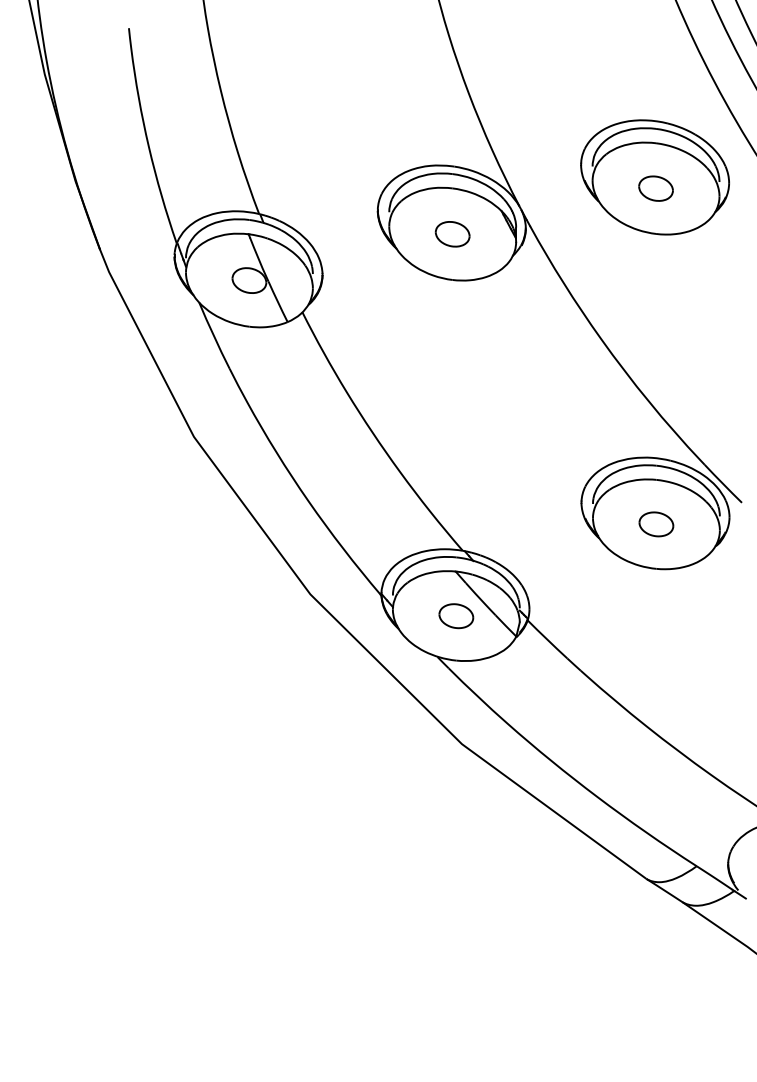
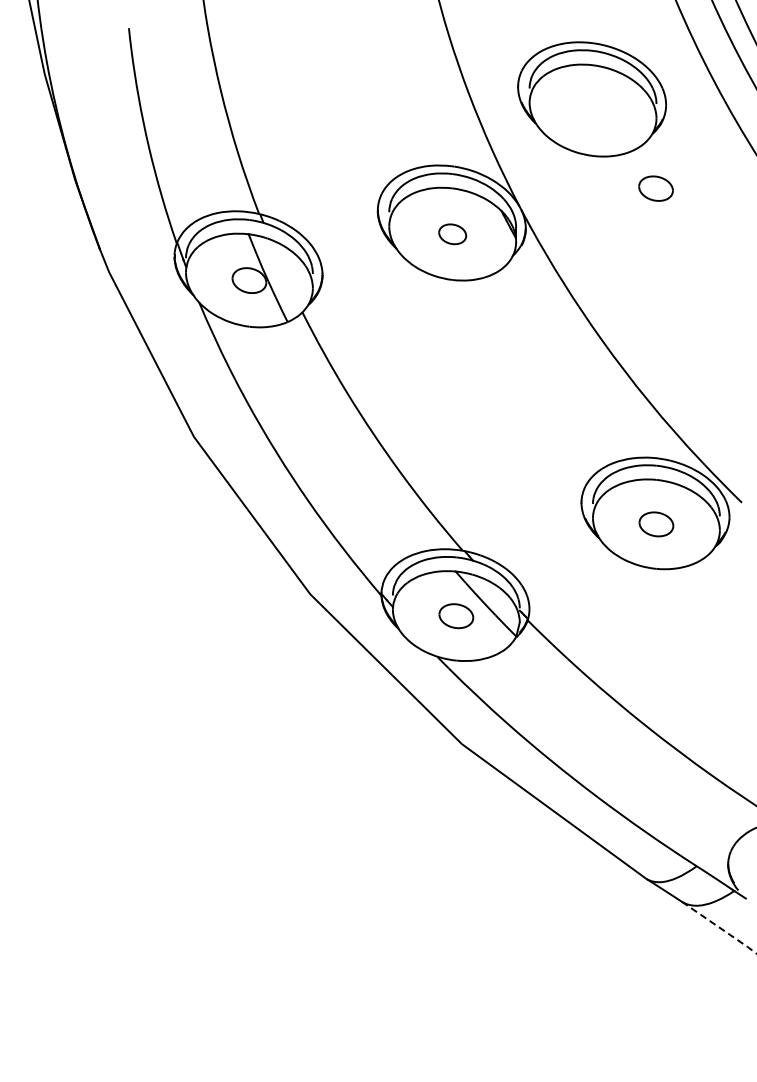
part position: (654, 177) -> (591, 99) (591, 99)
part size: 37x27 px -> 30x23 px (452, 234)
line: solid -> dashed (719, 927)
